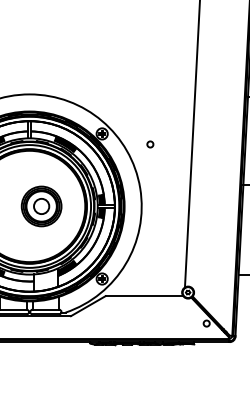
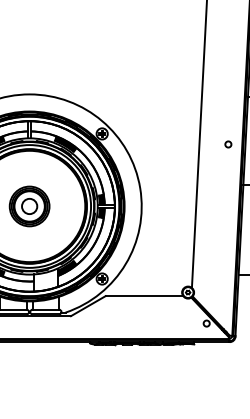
circle position: (150, 144) -> (228, 144) (228, 144)
line position: (191, 144) -> (198, 144) (198, 144)
part position: (41, 206) -> (29, 206) (29, 206)
